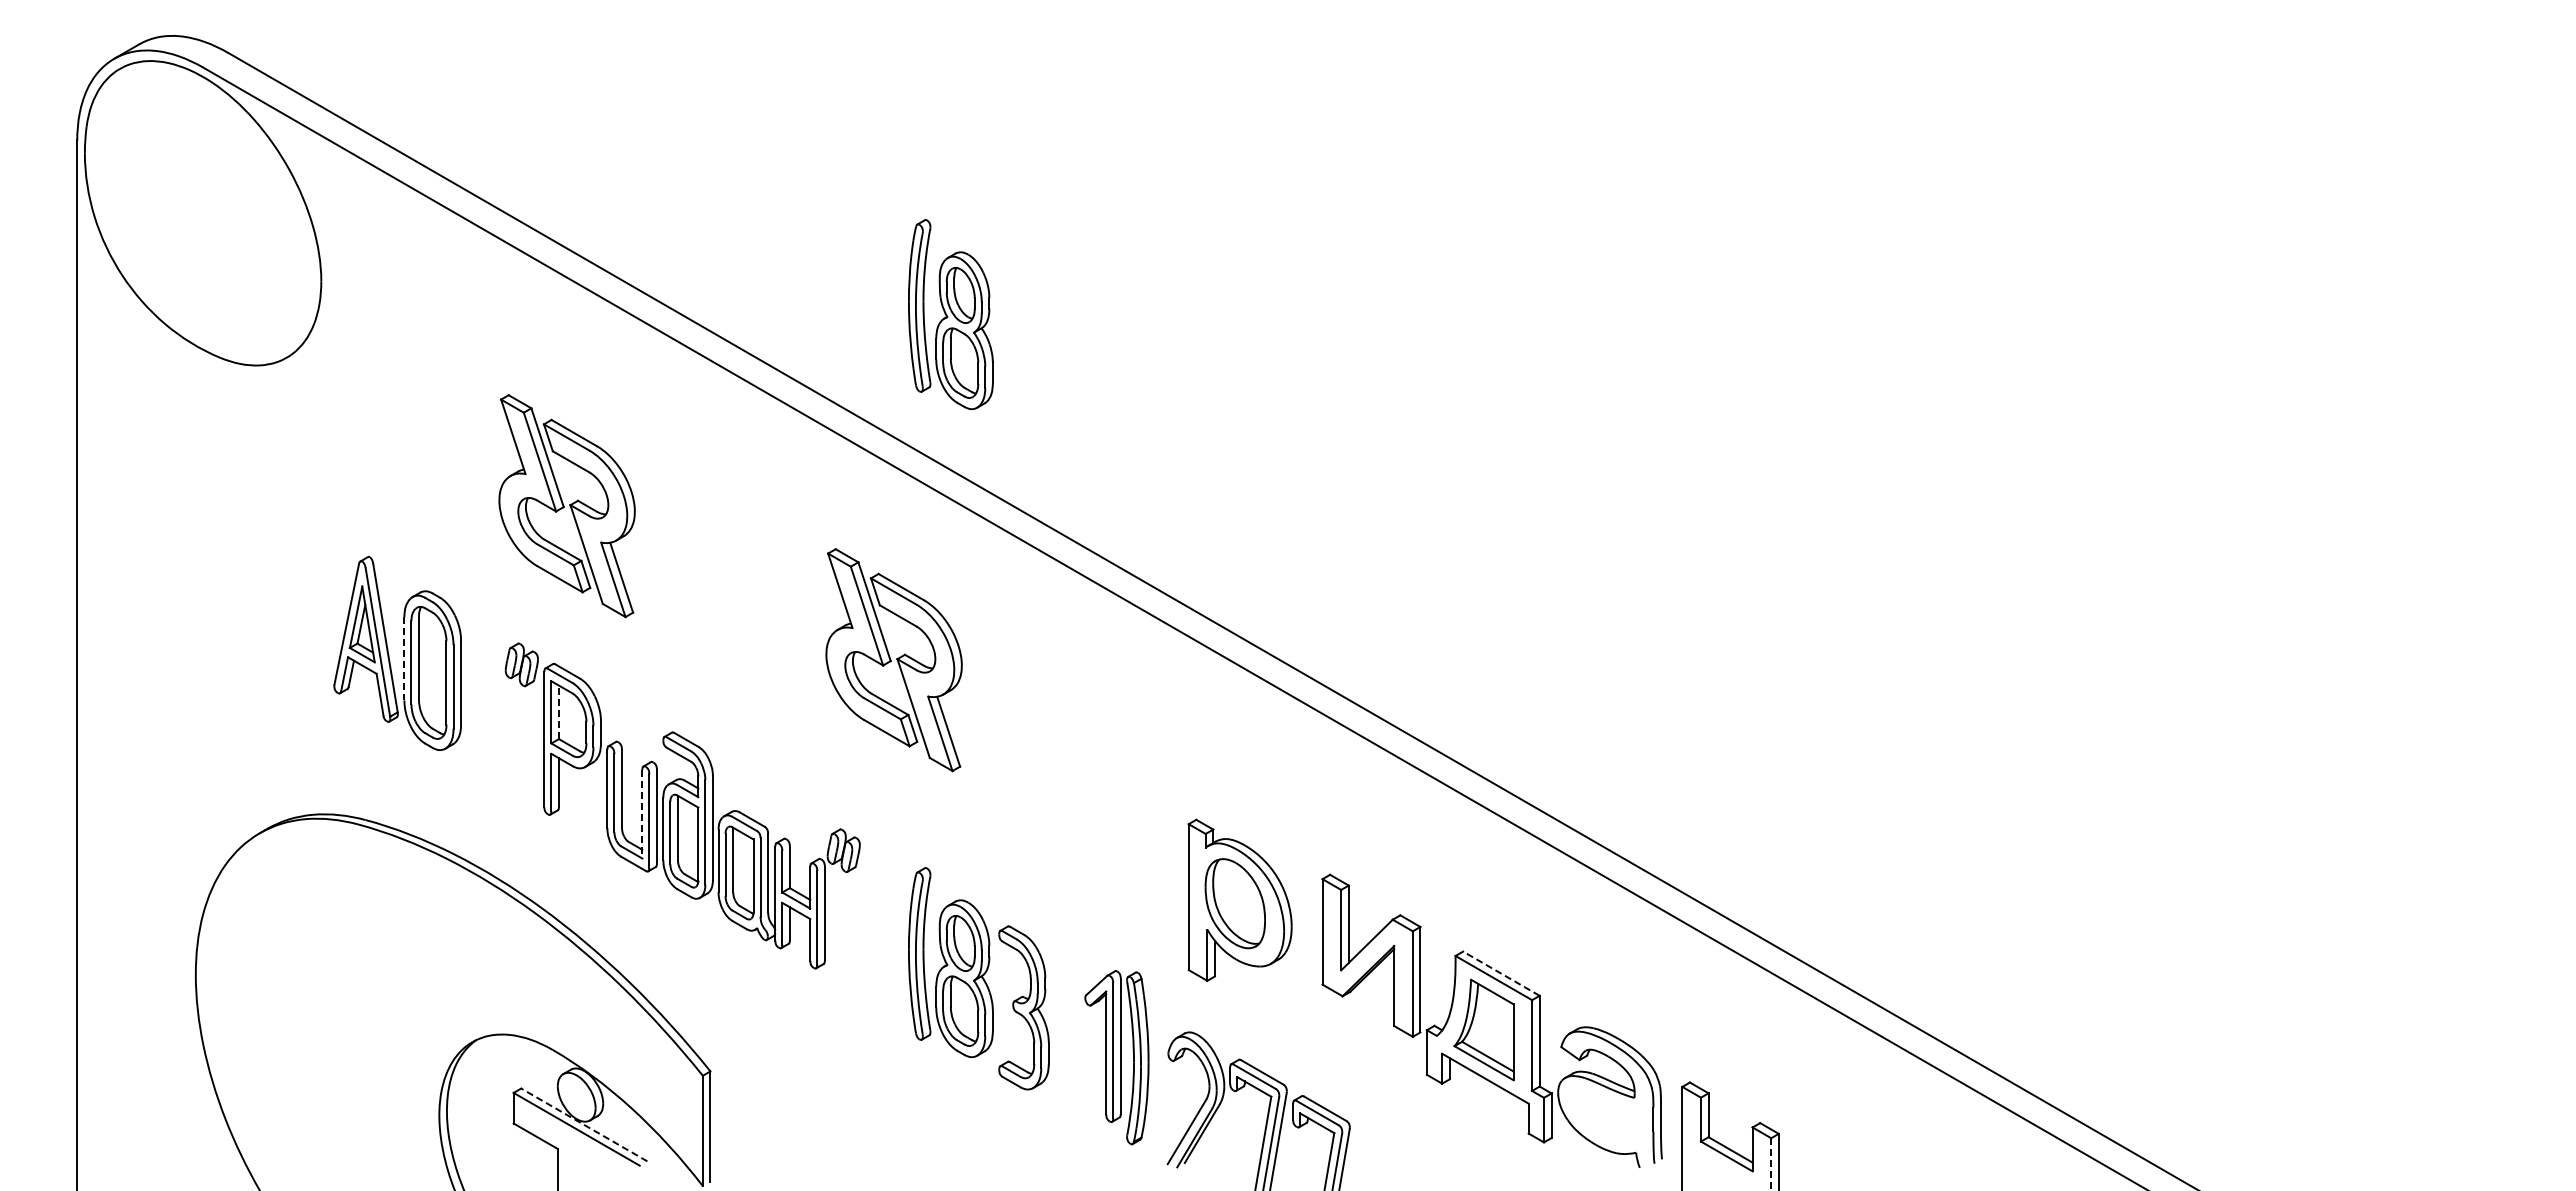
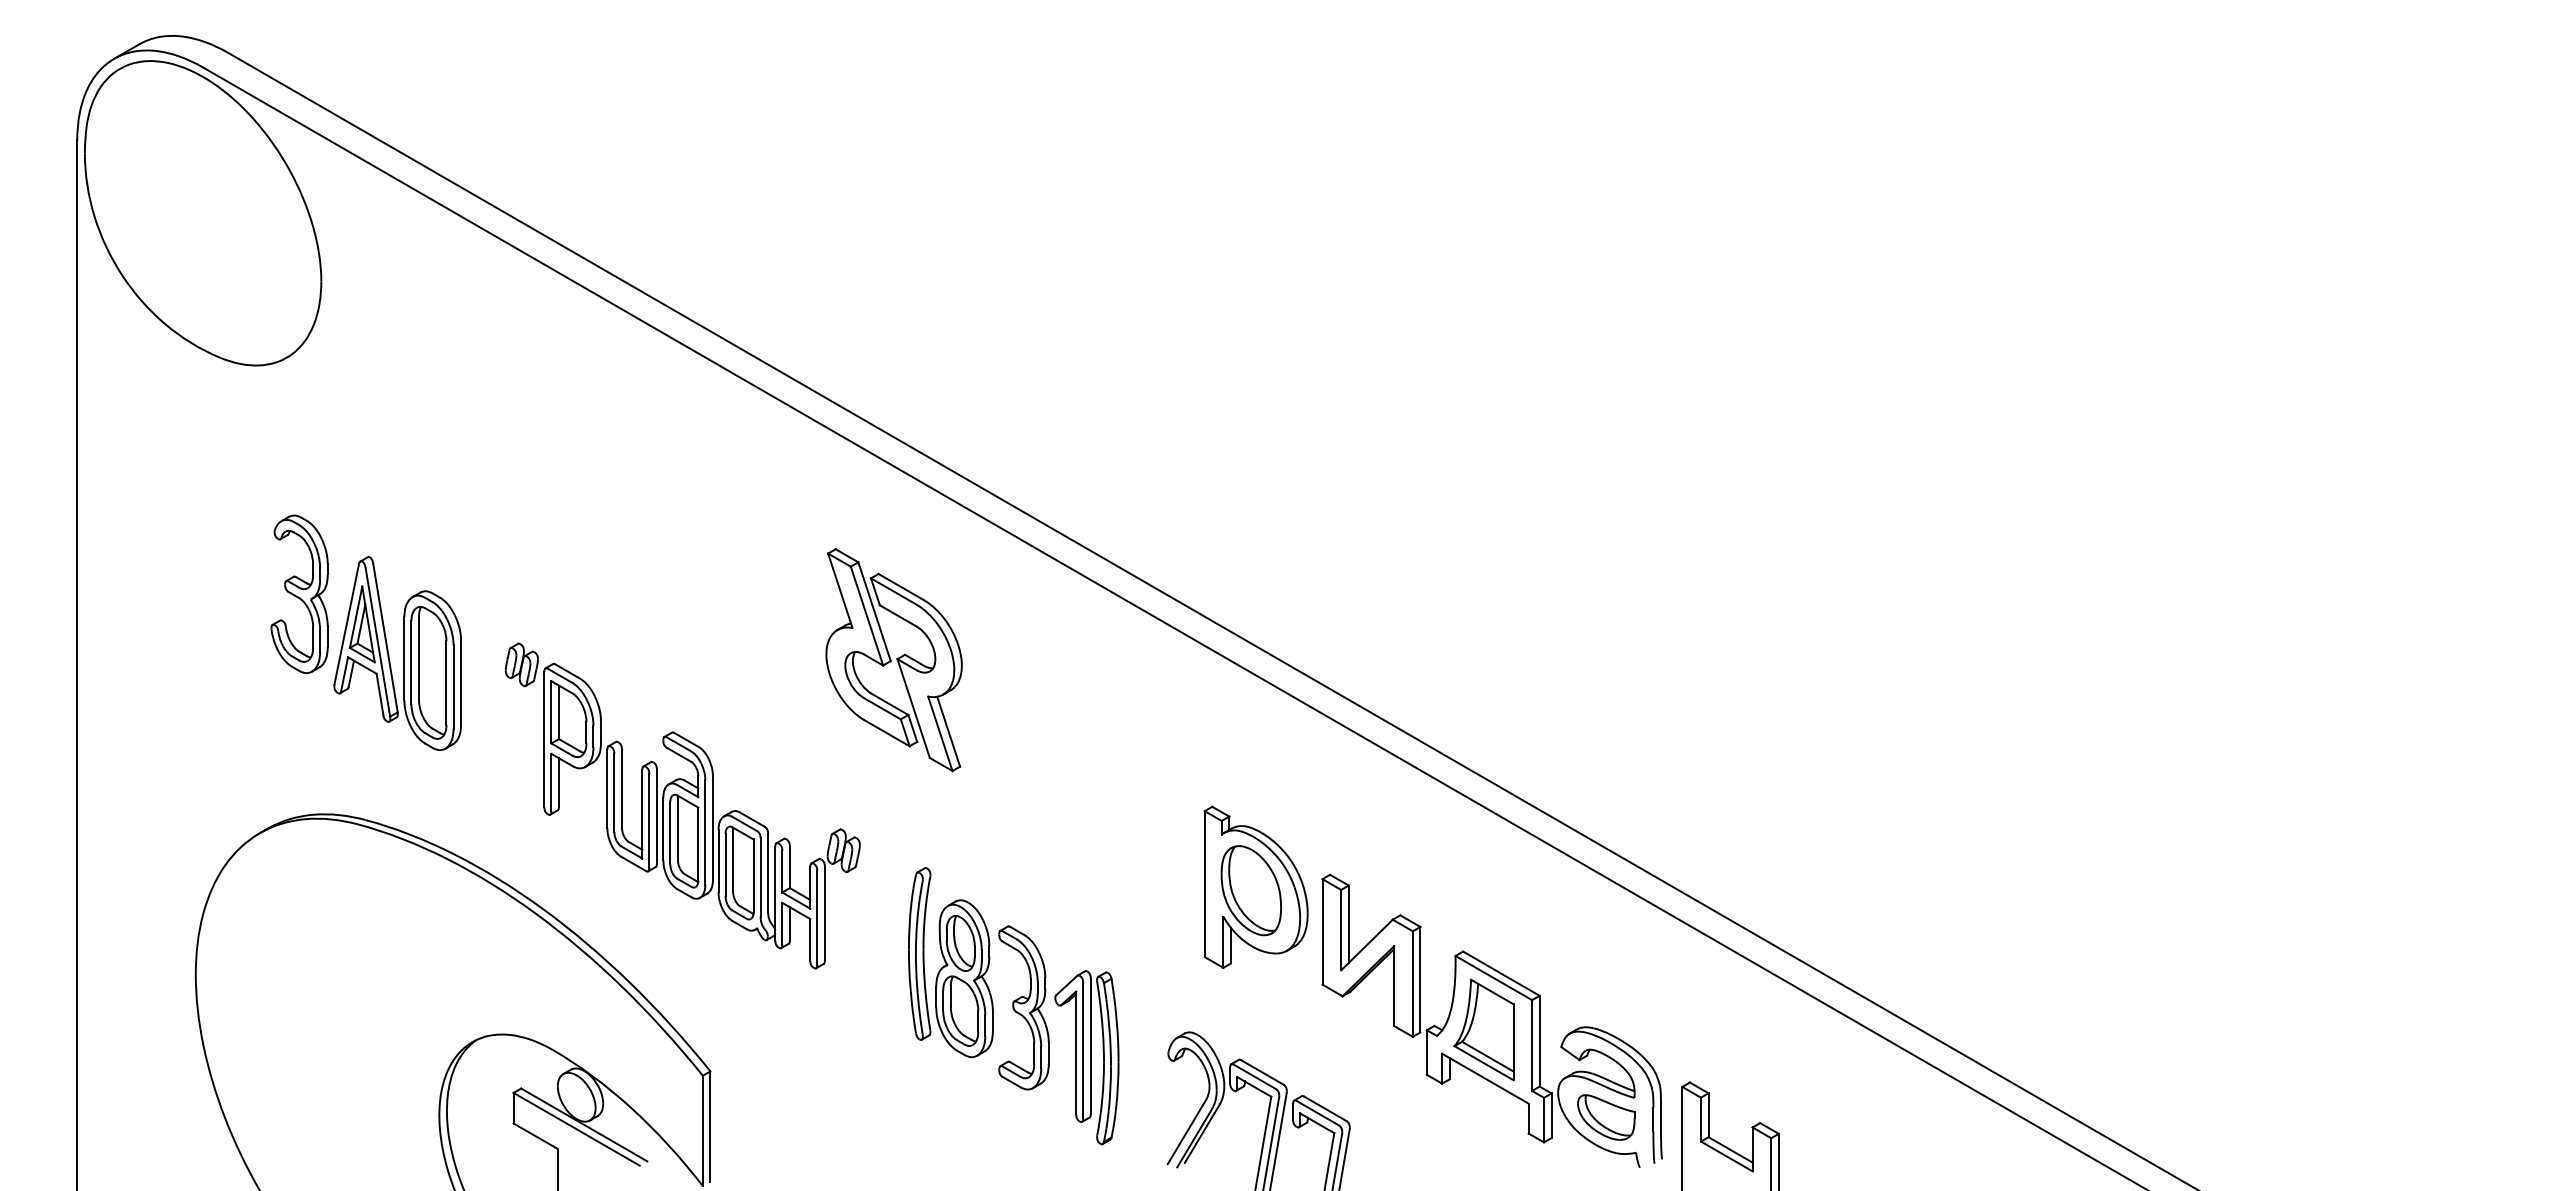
part: present -> none (950, 314)
part: present -> none (566, 506)
part: none -> present (299, 593)
line: dashed -> solid (404, 658)
line: dashed -> solid (558, 712)
line: dashed -> solid (642, 814)
part position: (1239, 899) -> (1255, 886) (1255, 886)
line: dashed -> solid (1500, 973)
part position: (1116, 1057) -> (1086, 1057) (1086, 1057)
part: none -> present (1606, 1117)
line: dashed -> solid (584, 1124)
line: dashed -> solid (1771, 1164)
